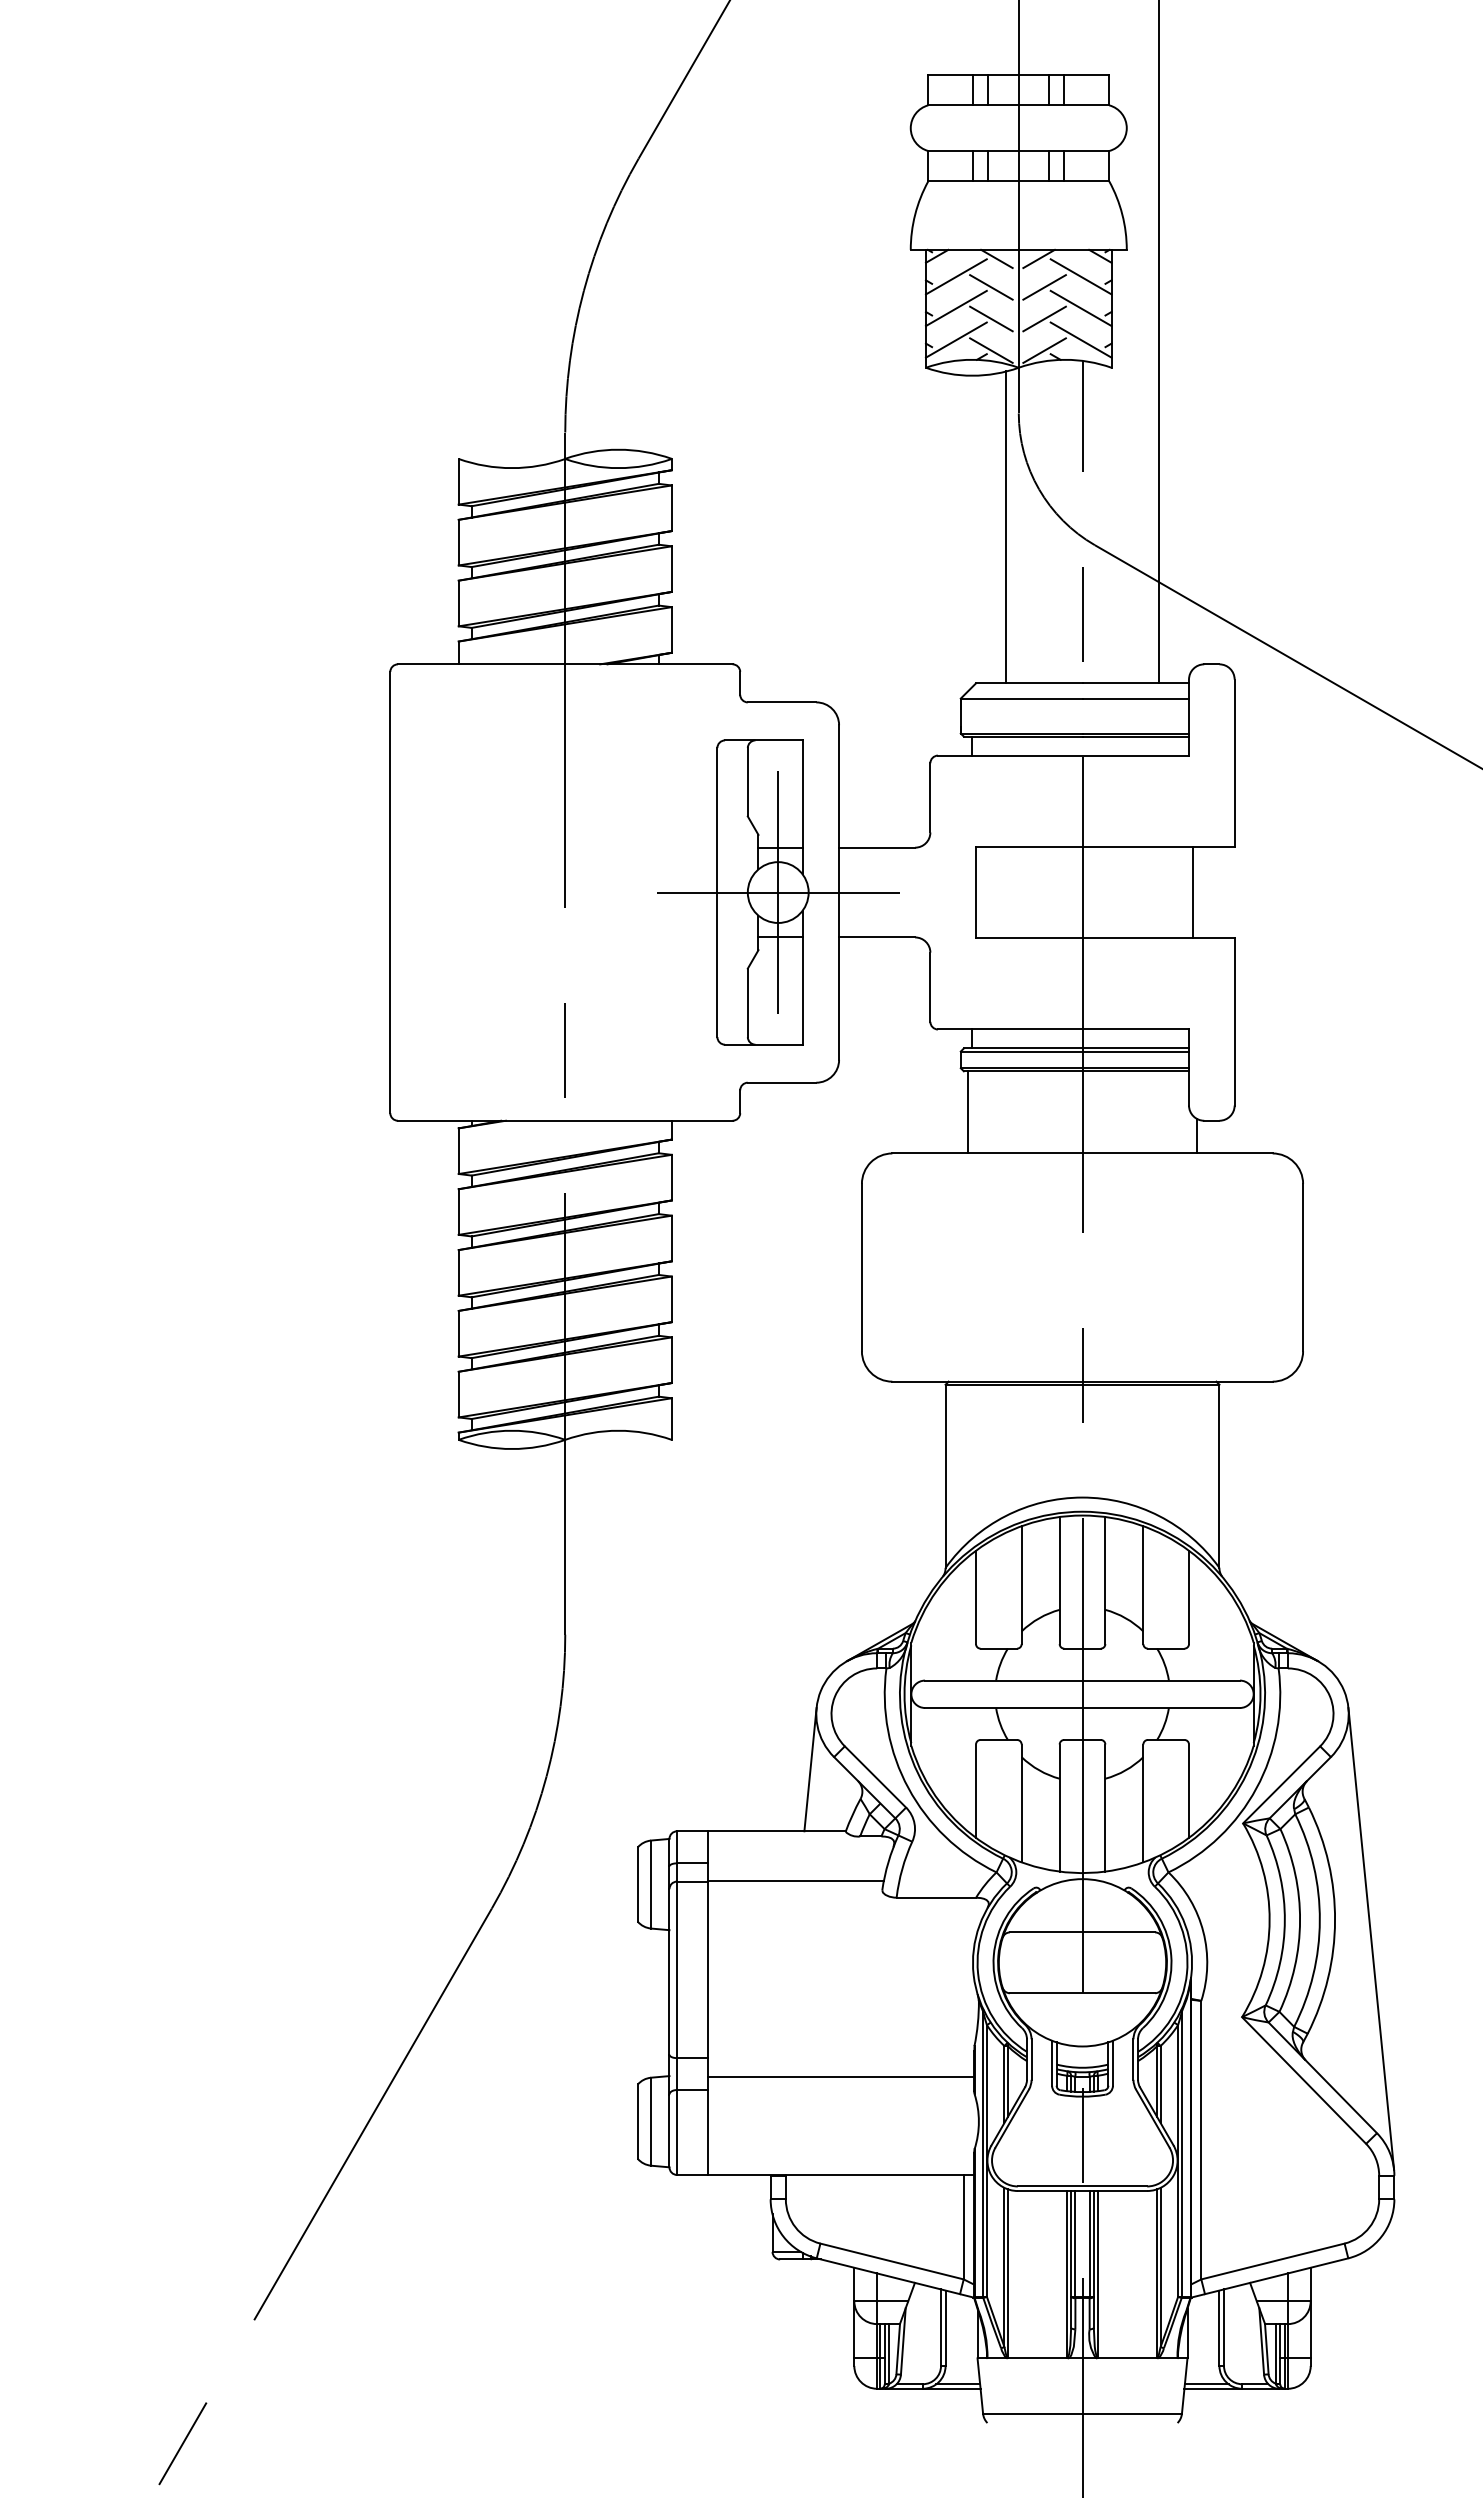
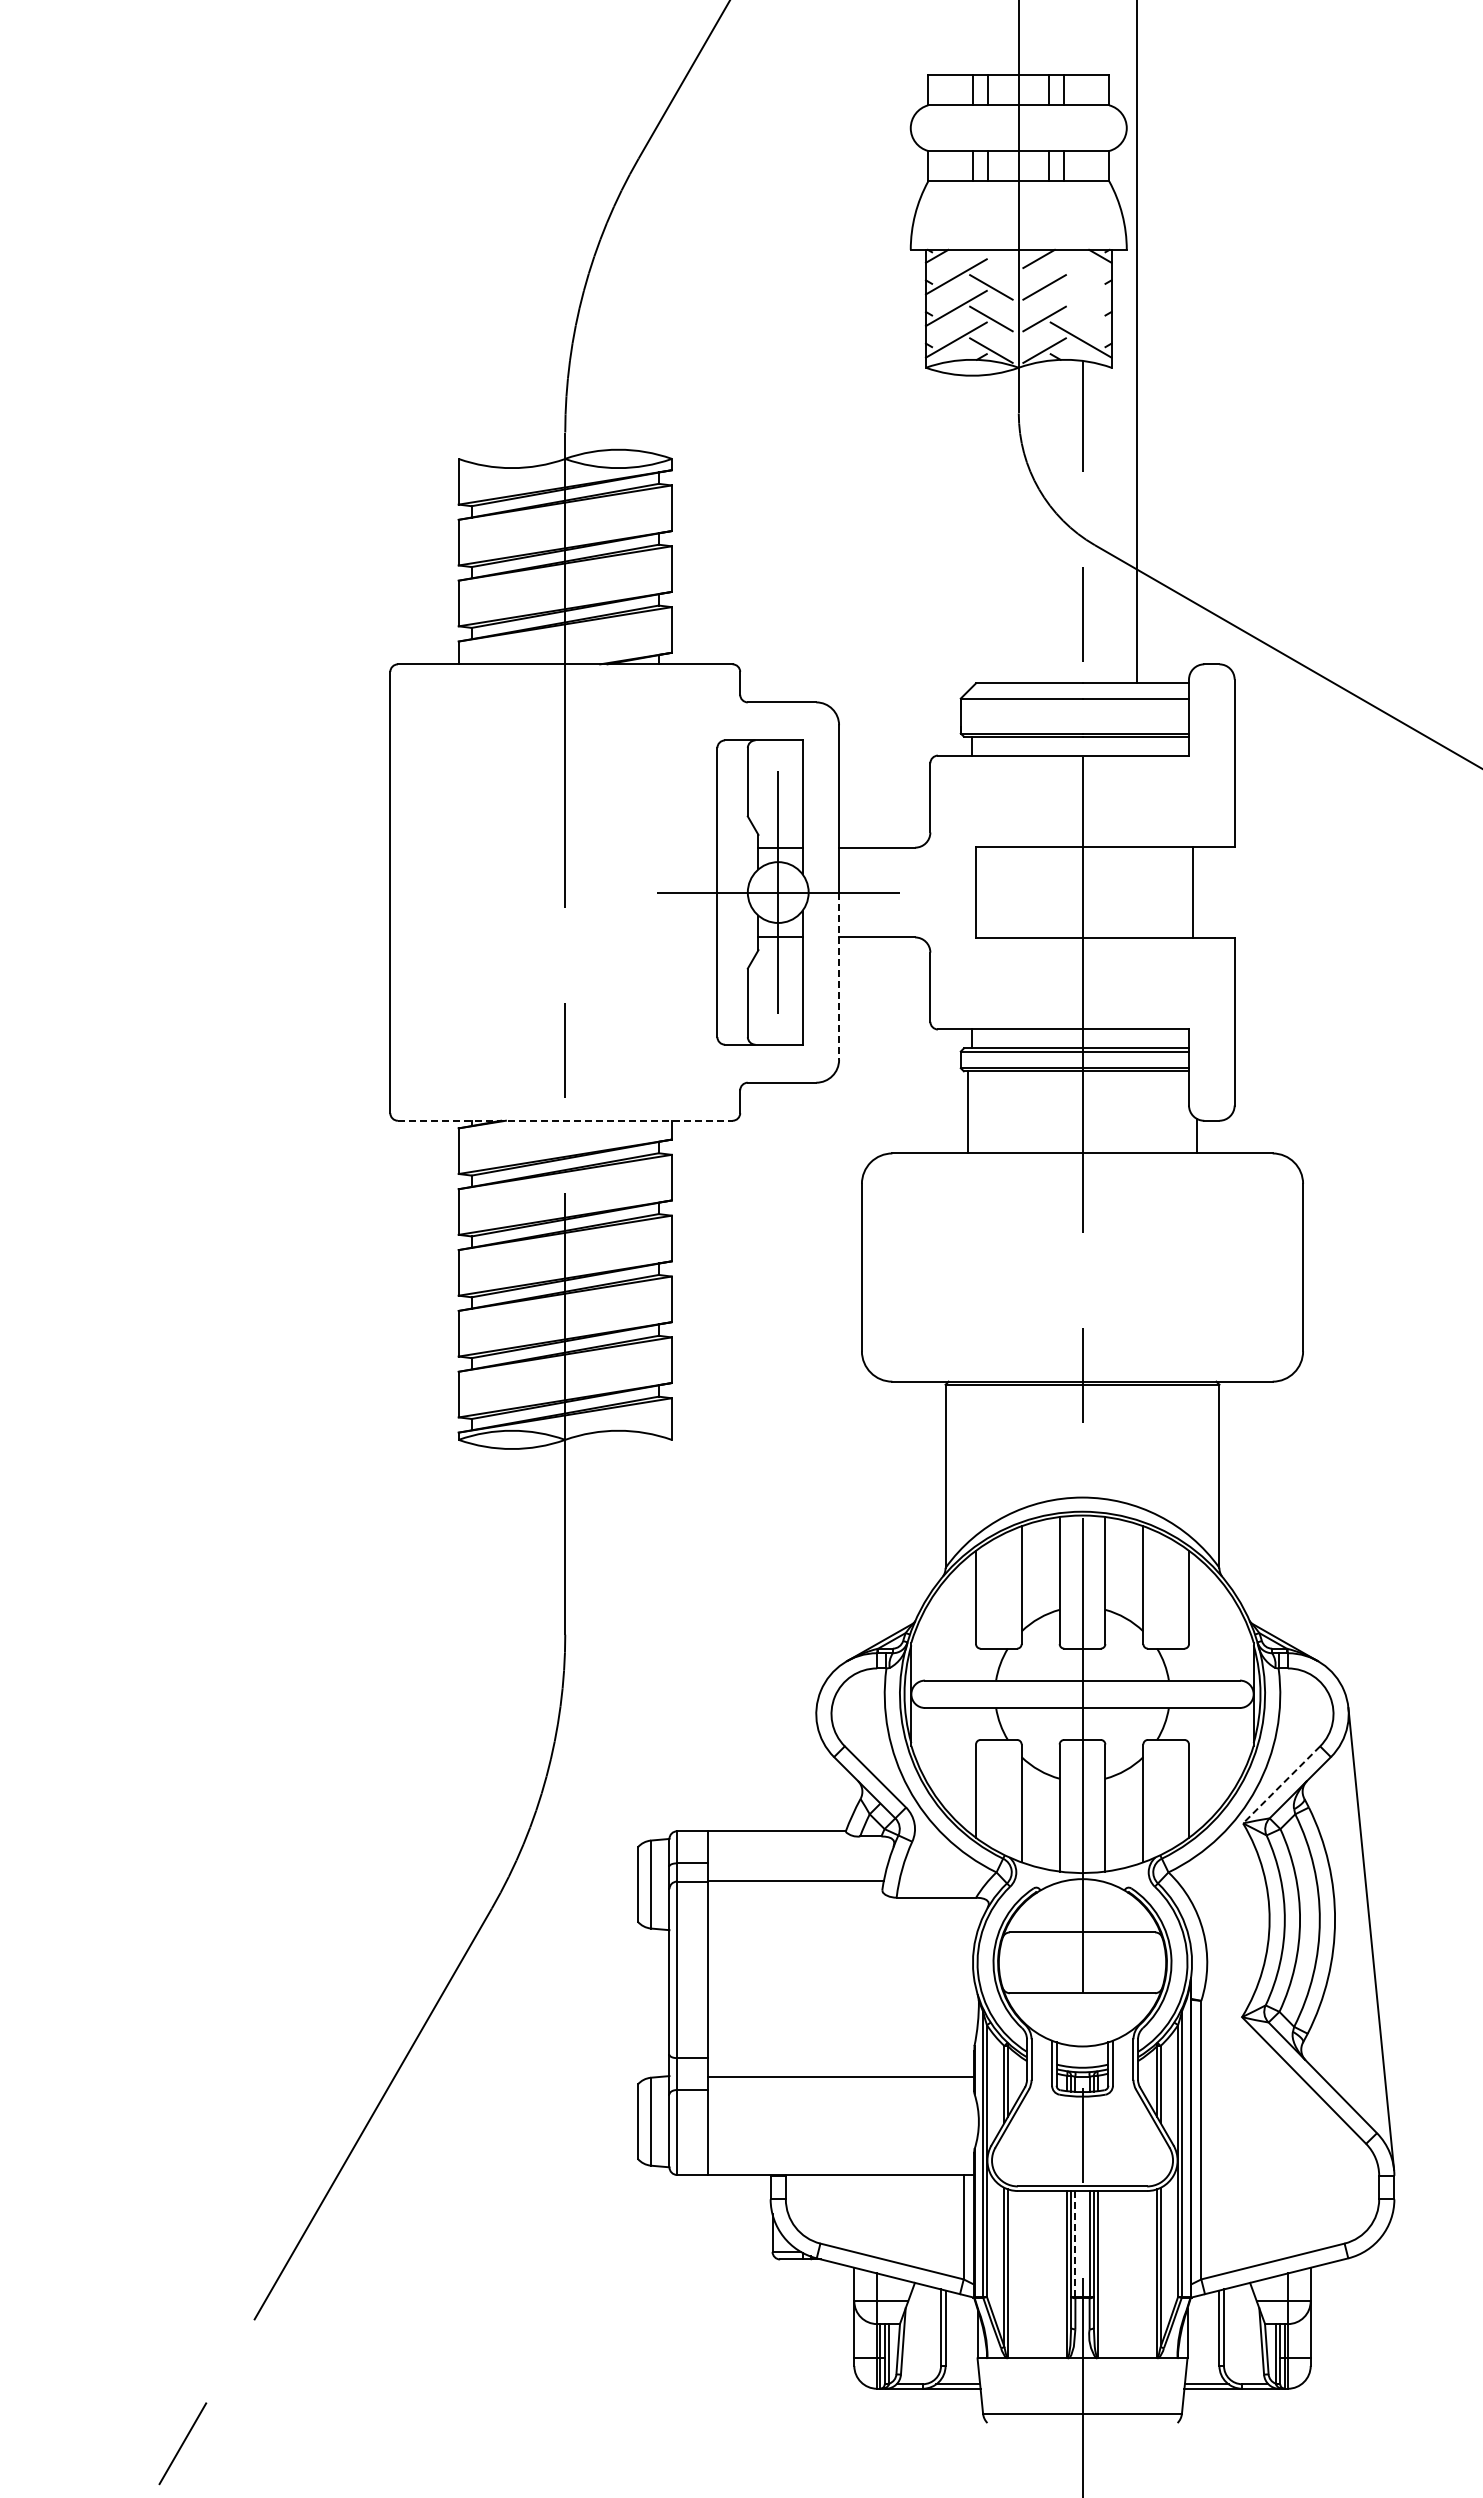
line: present -> none (996, 258)
line: present -> none (1080, 276)
line: present -> none (1080, 308)
line position: (1158, 342) -> (1136, 342) (1136, 342)
line: present -> none (1006, 527)
line: solid -> dashed (839, 976)
line: solid -> dashed (565, 1120)
line: present -> none (810, 1769)
line: solid -> dashed (1281, 1785)
line: solid -> dashed (1075, 2243)
